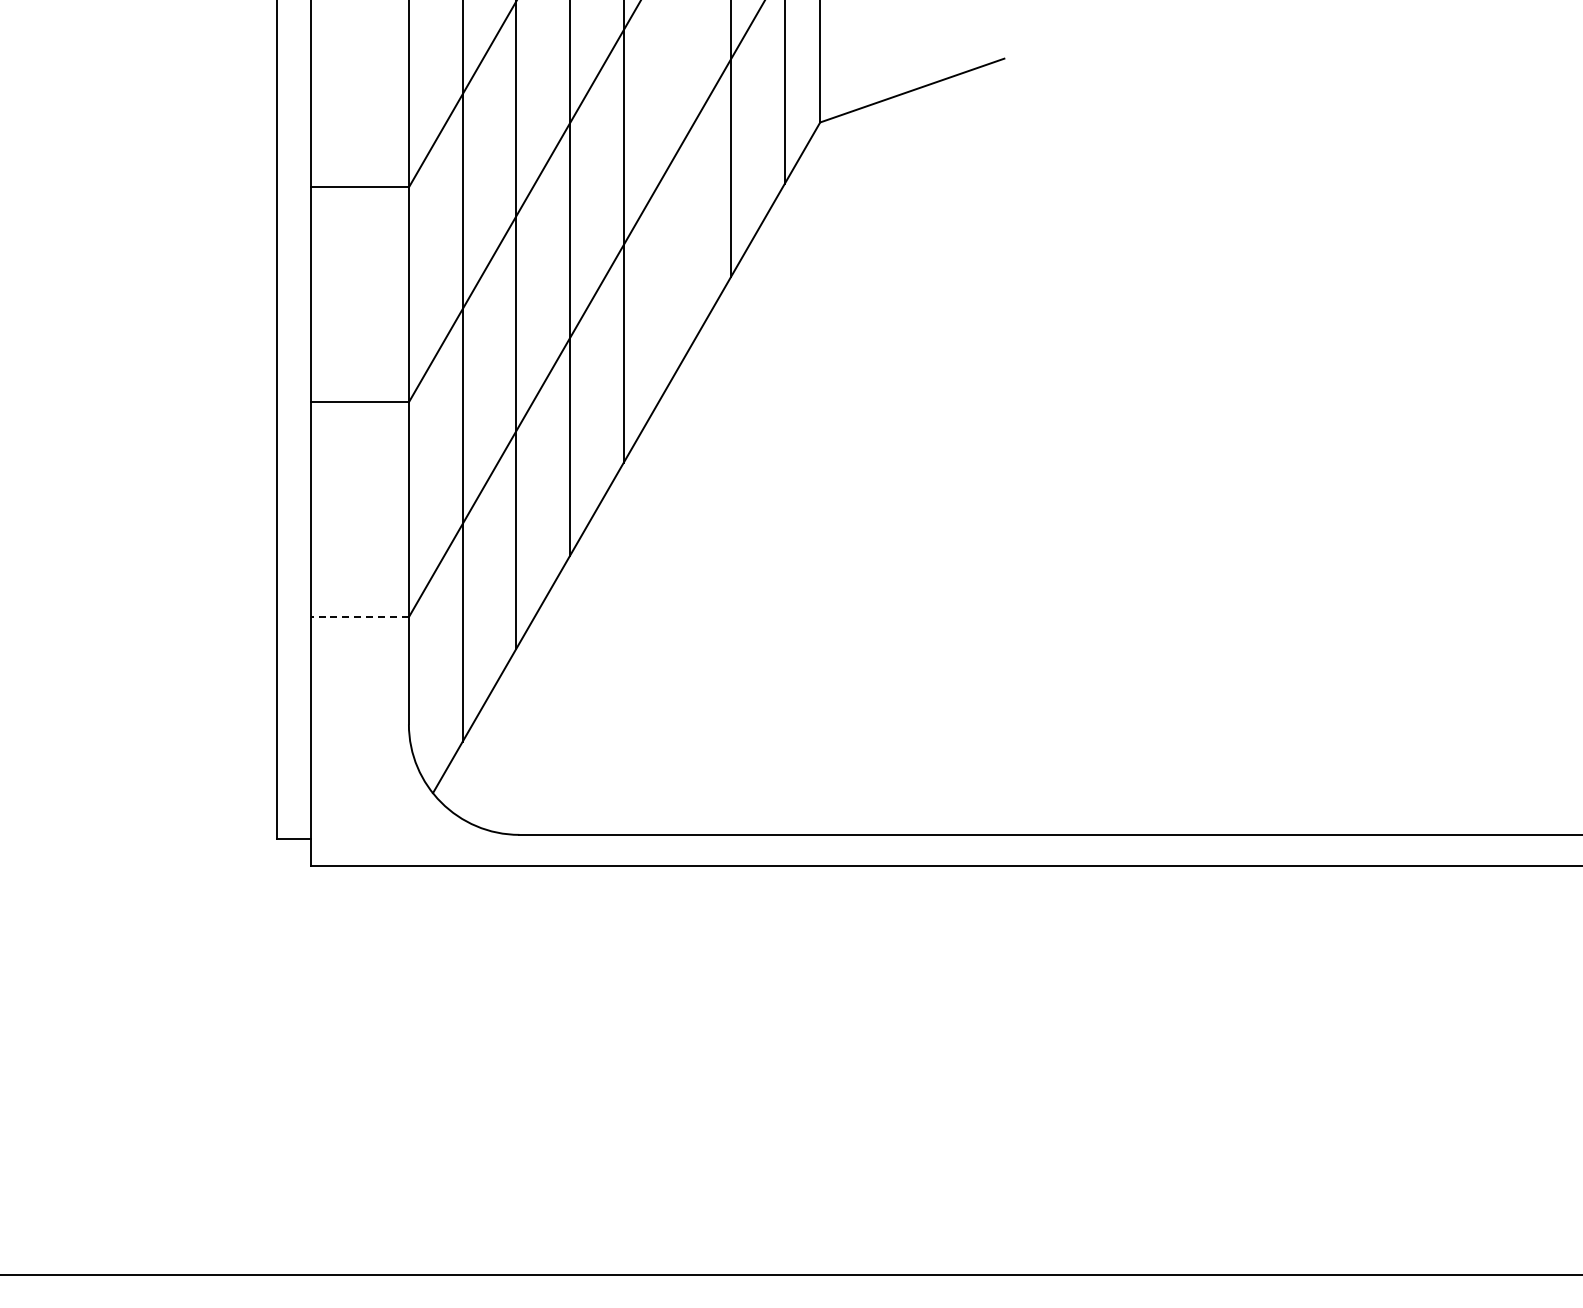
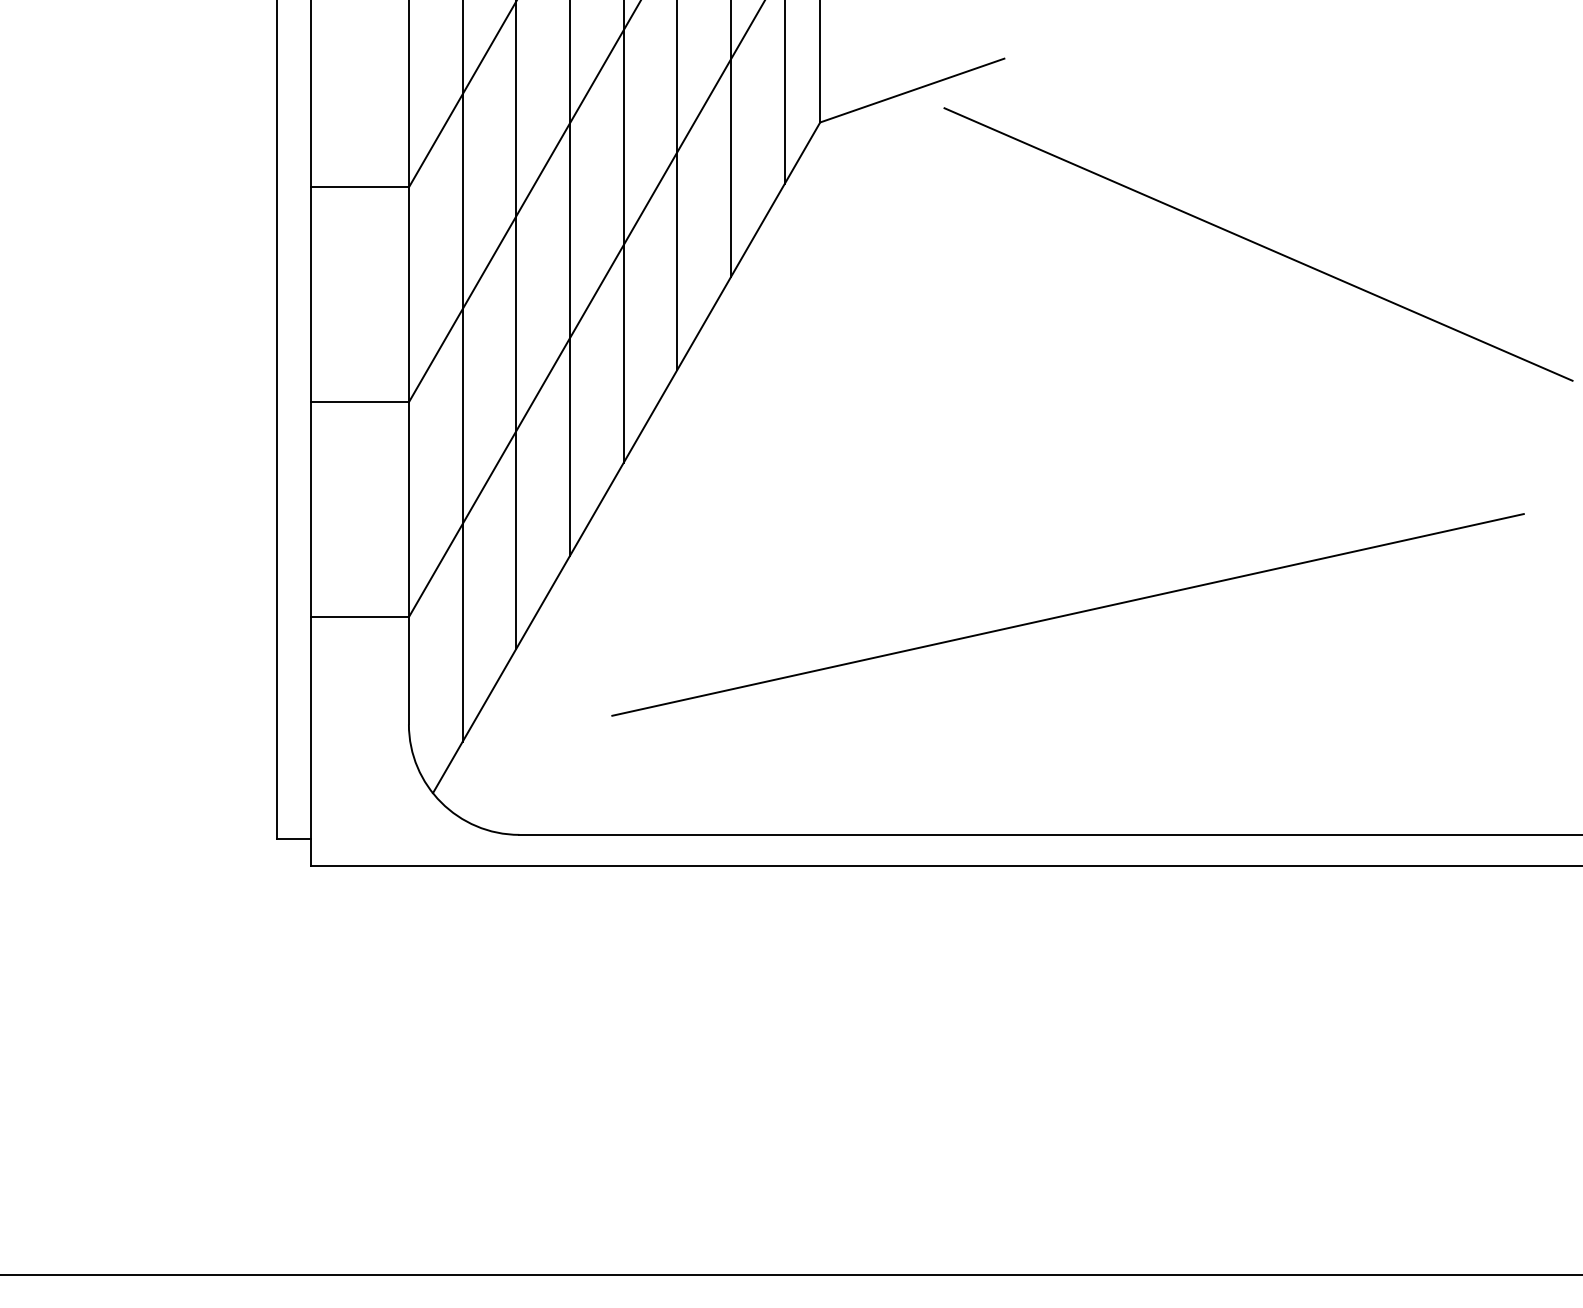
line: none -> present (677, 185)
line: none -> present (1258, 244)
line: none -> present (1067, 614)
line: dashed -> solid (359, 617)
